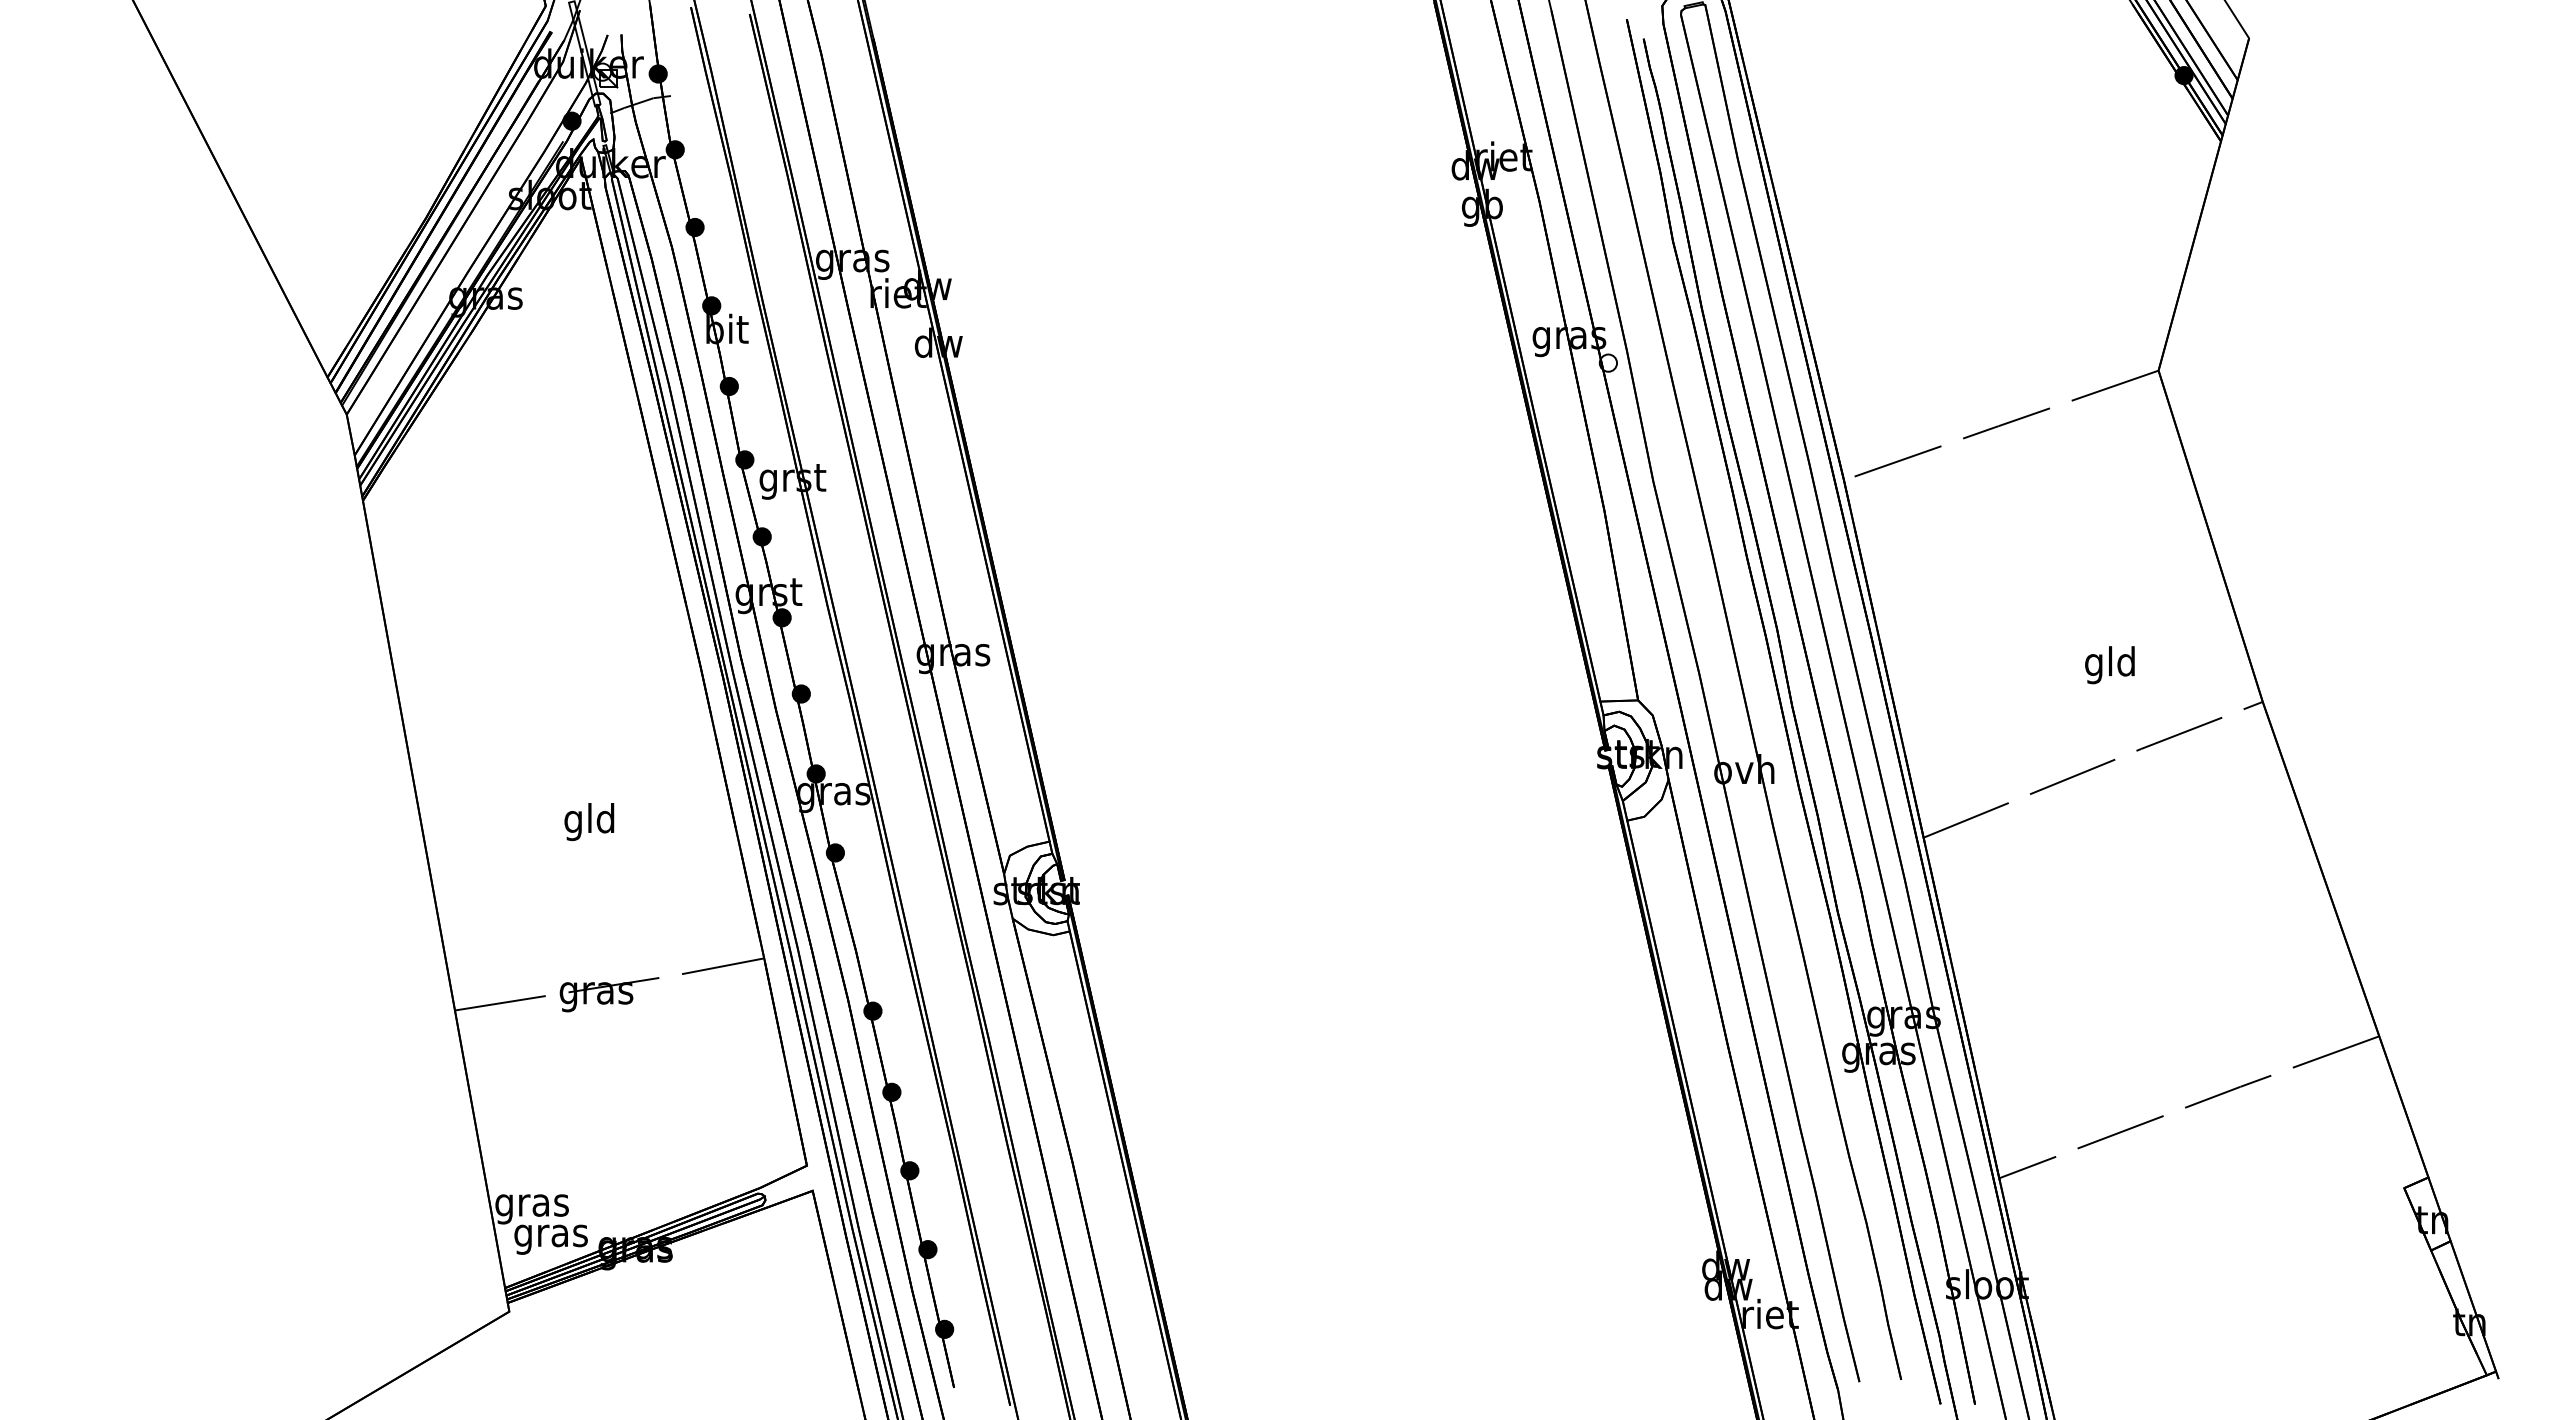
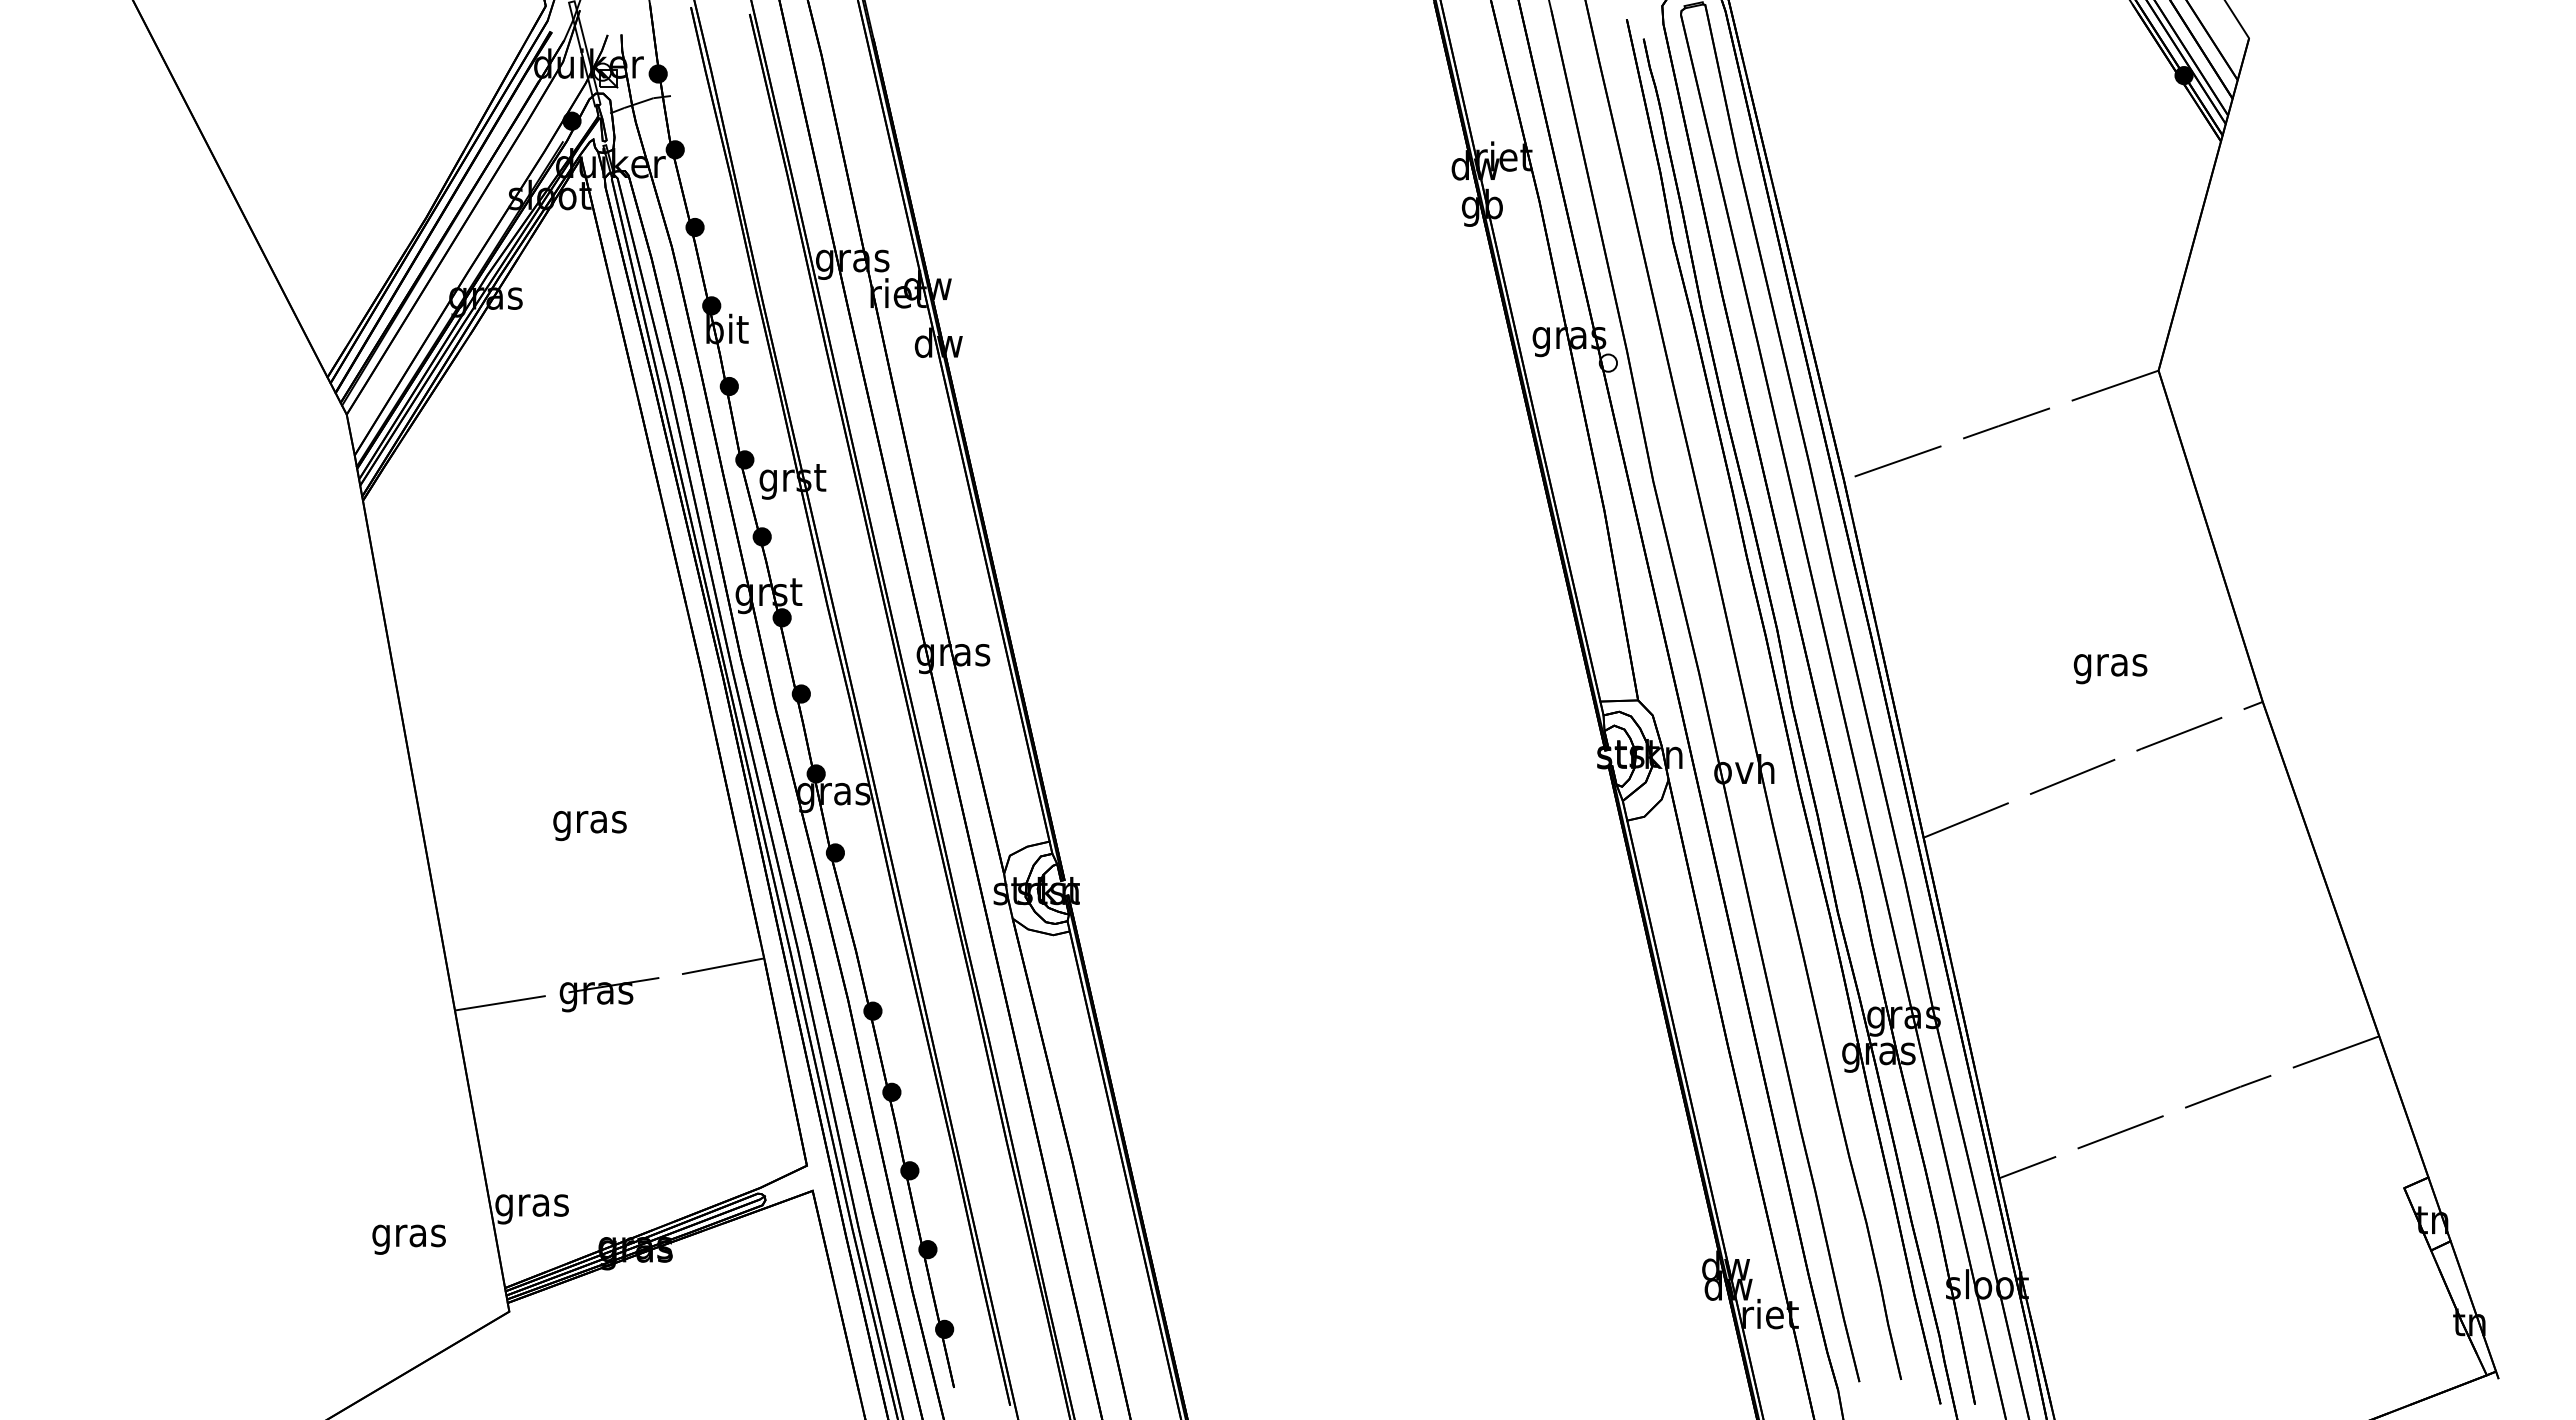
text: gld -> gras (2110, 665)
text: gld -> gras (589, 822)
text position: (550, 1239) -> (408, 1239) (408, 1239)
